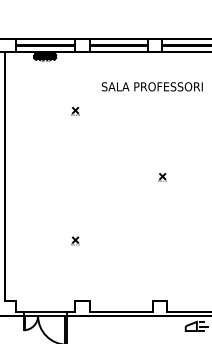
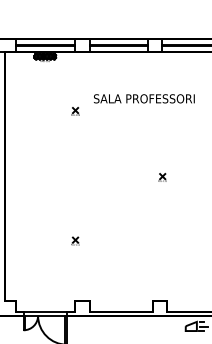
text position: (152, 86) -> (144, 98) (144, 98)
